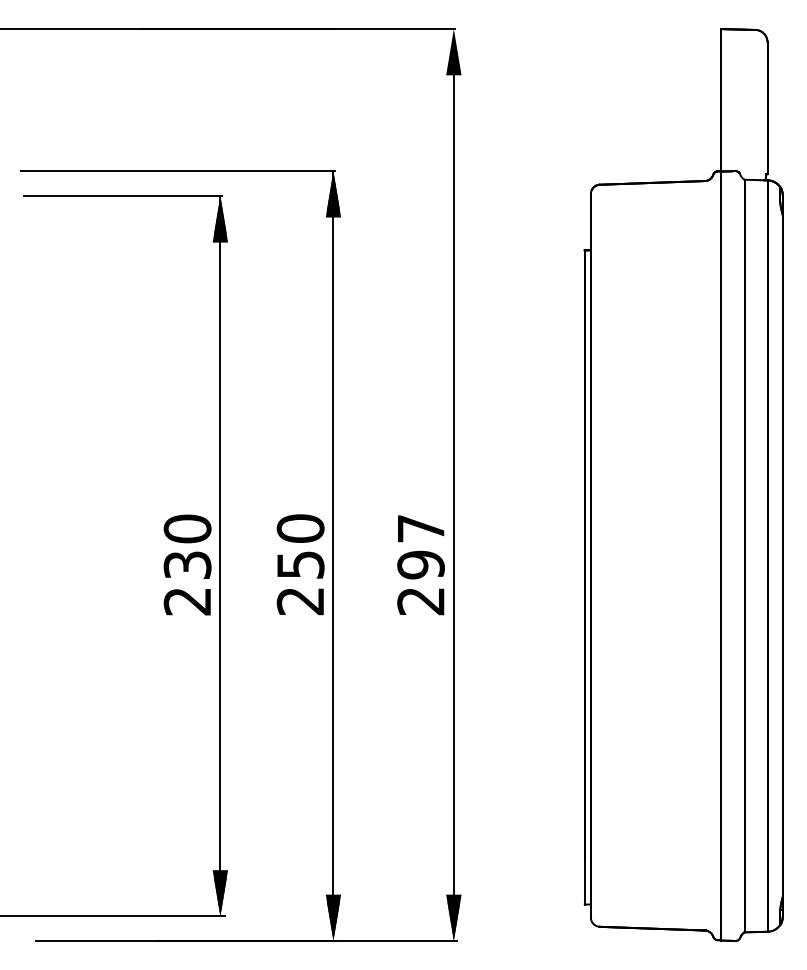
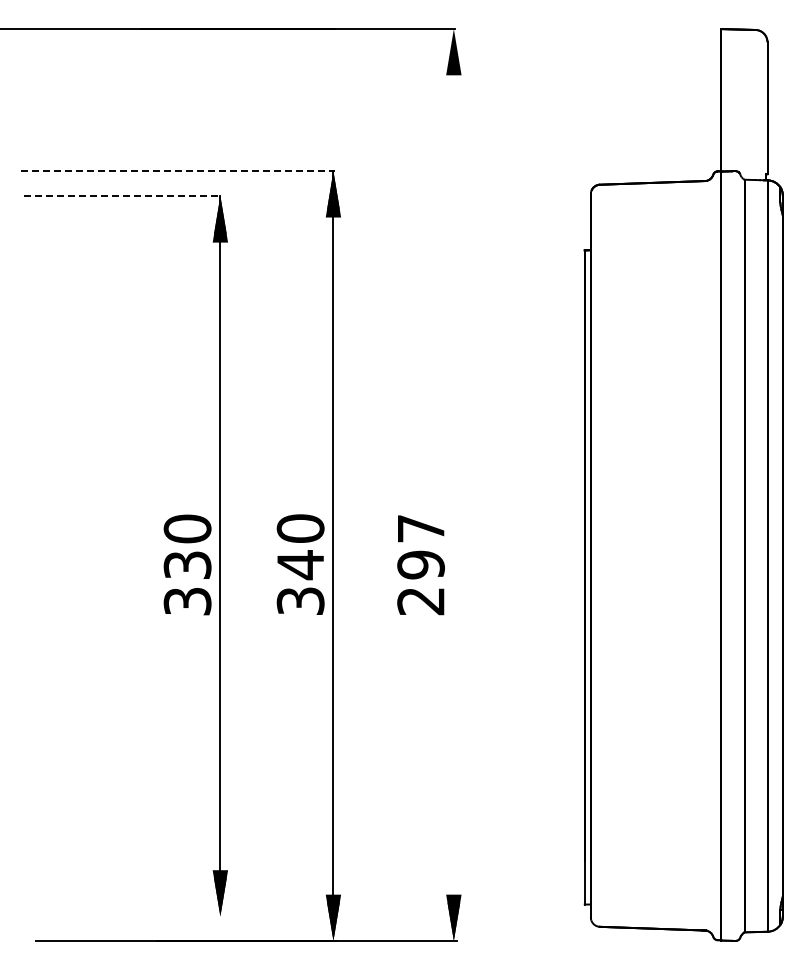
line: solid -> dashed (178, 171)
line: solid -> dashed (123, 195)
line: present -> none (453, 504)
text: 250 -> 340 (300, 582)
text: 230 -> 330 (187, 601)
line: present -> none (113, 916)
